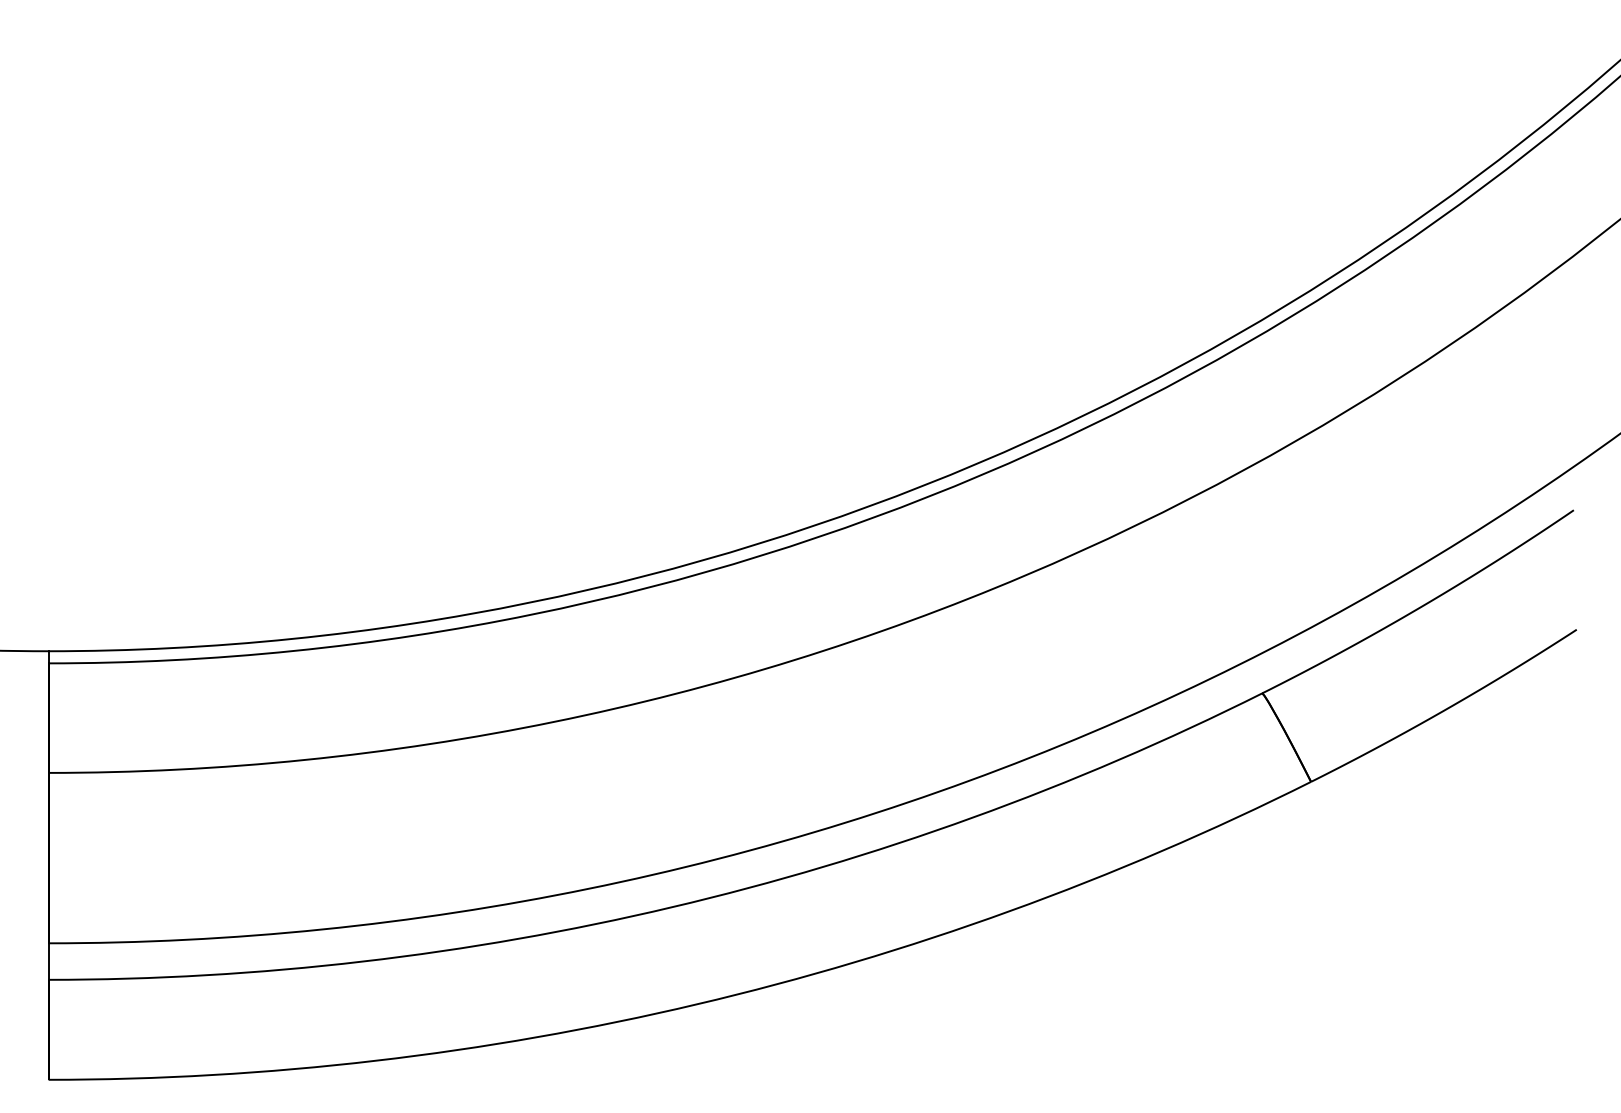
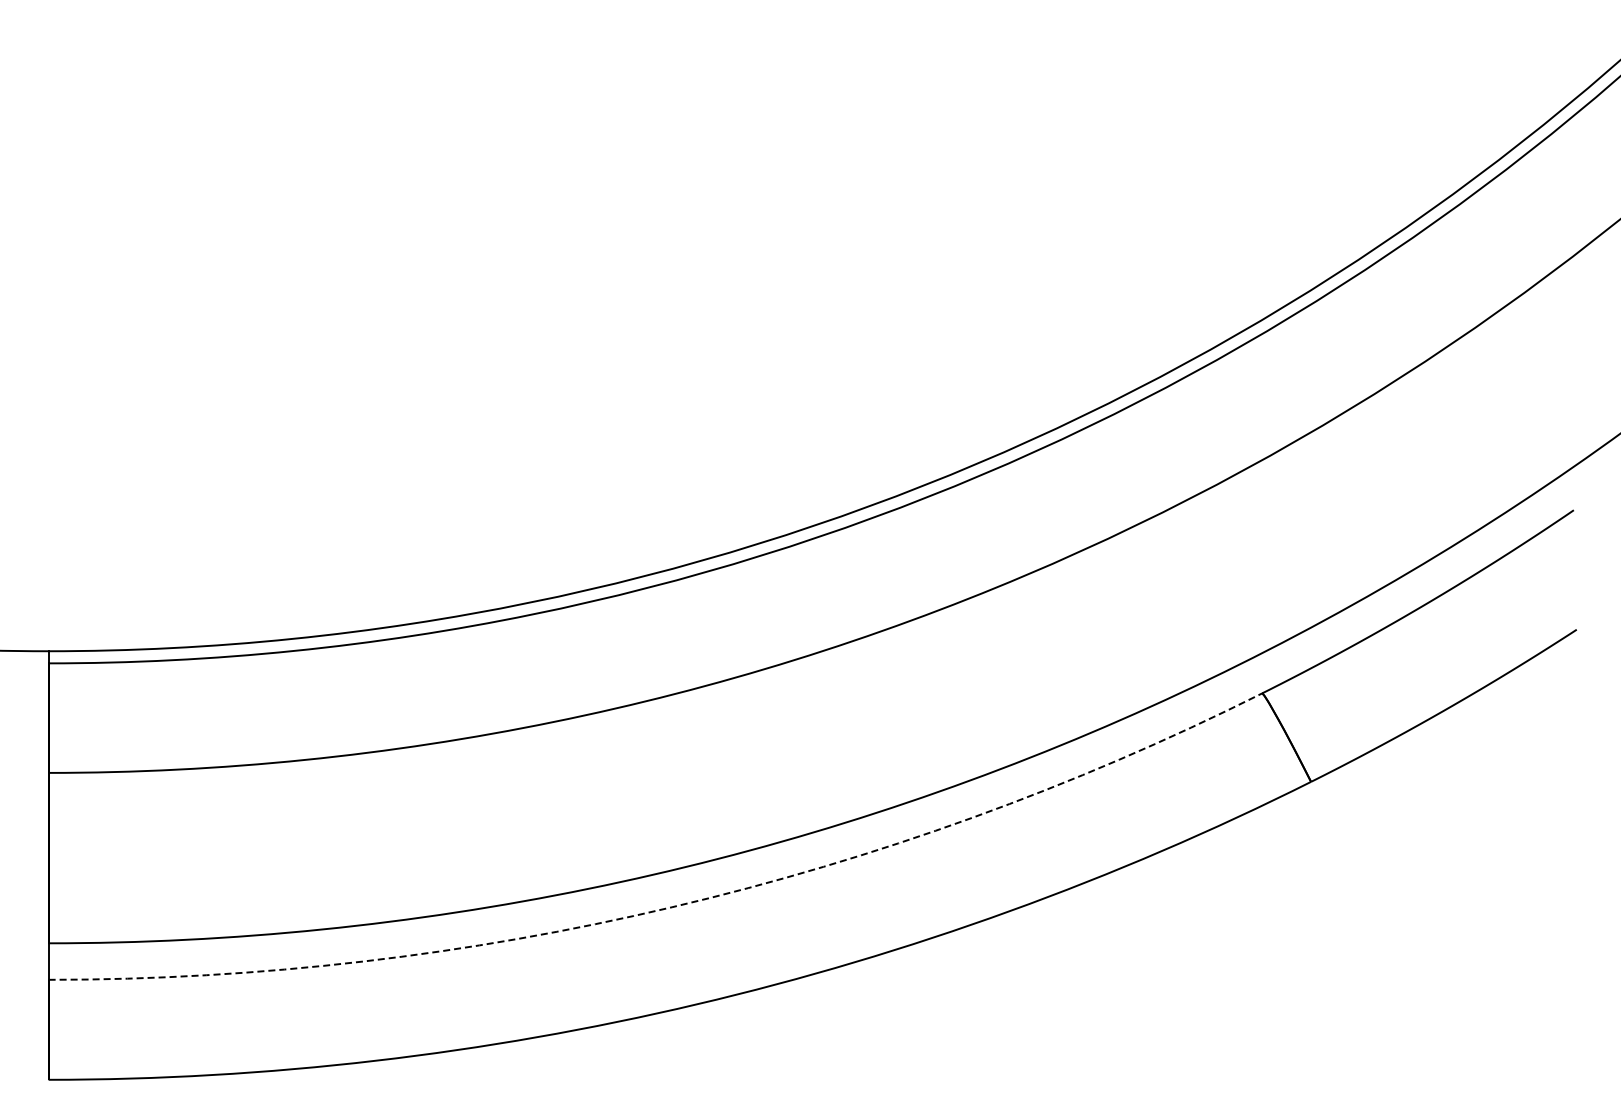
arc: solid -> dashed (672, 907)
